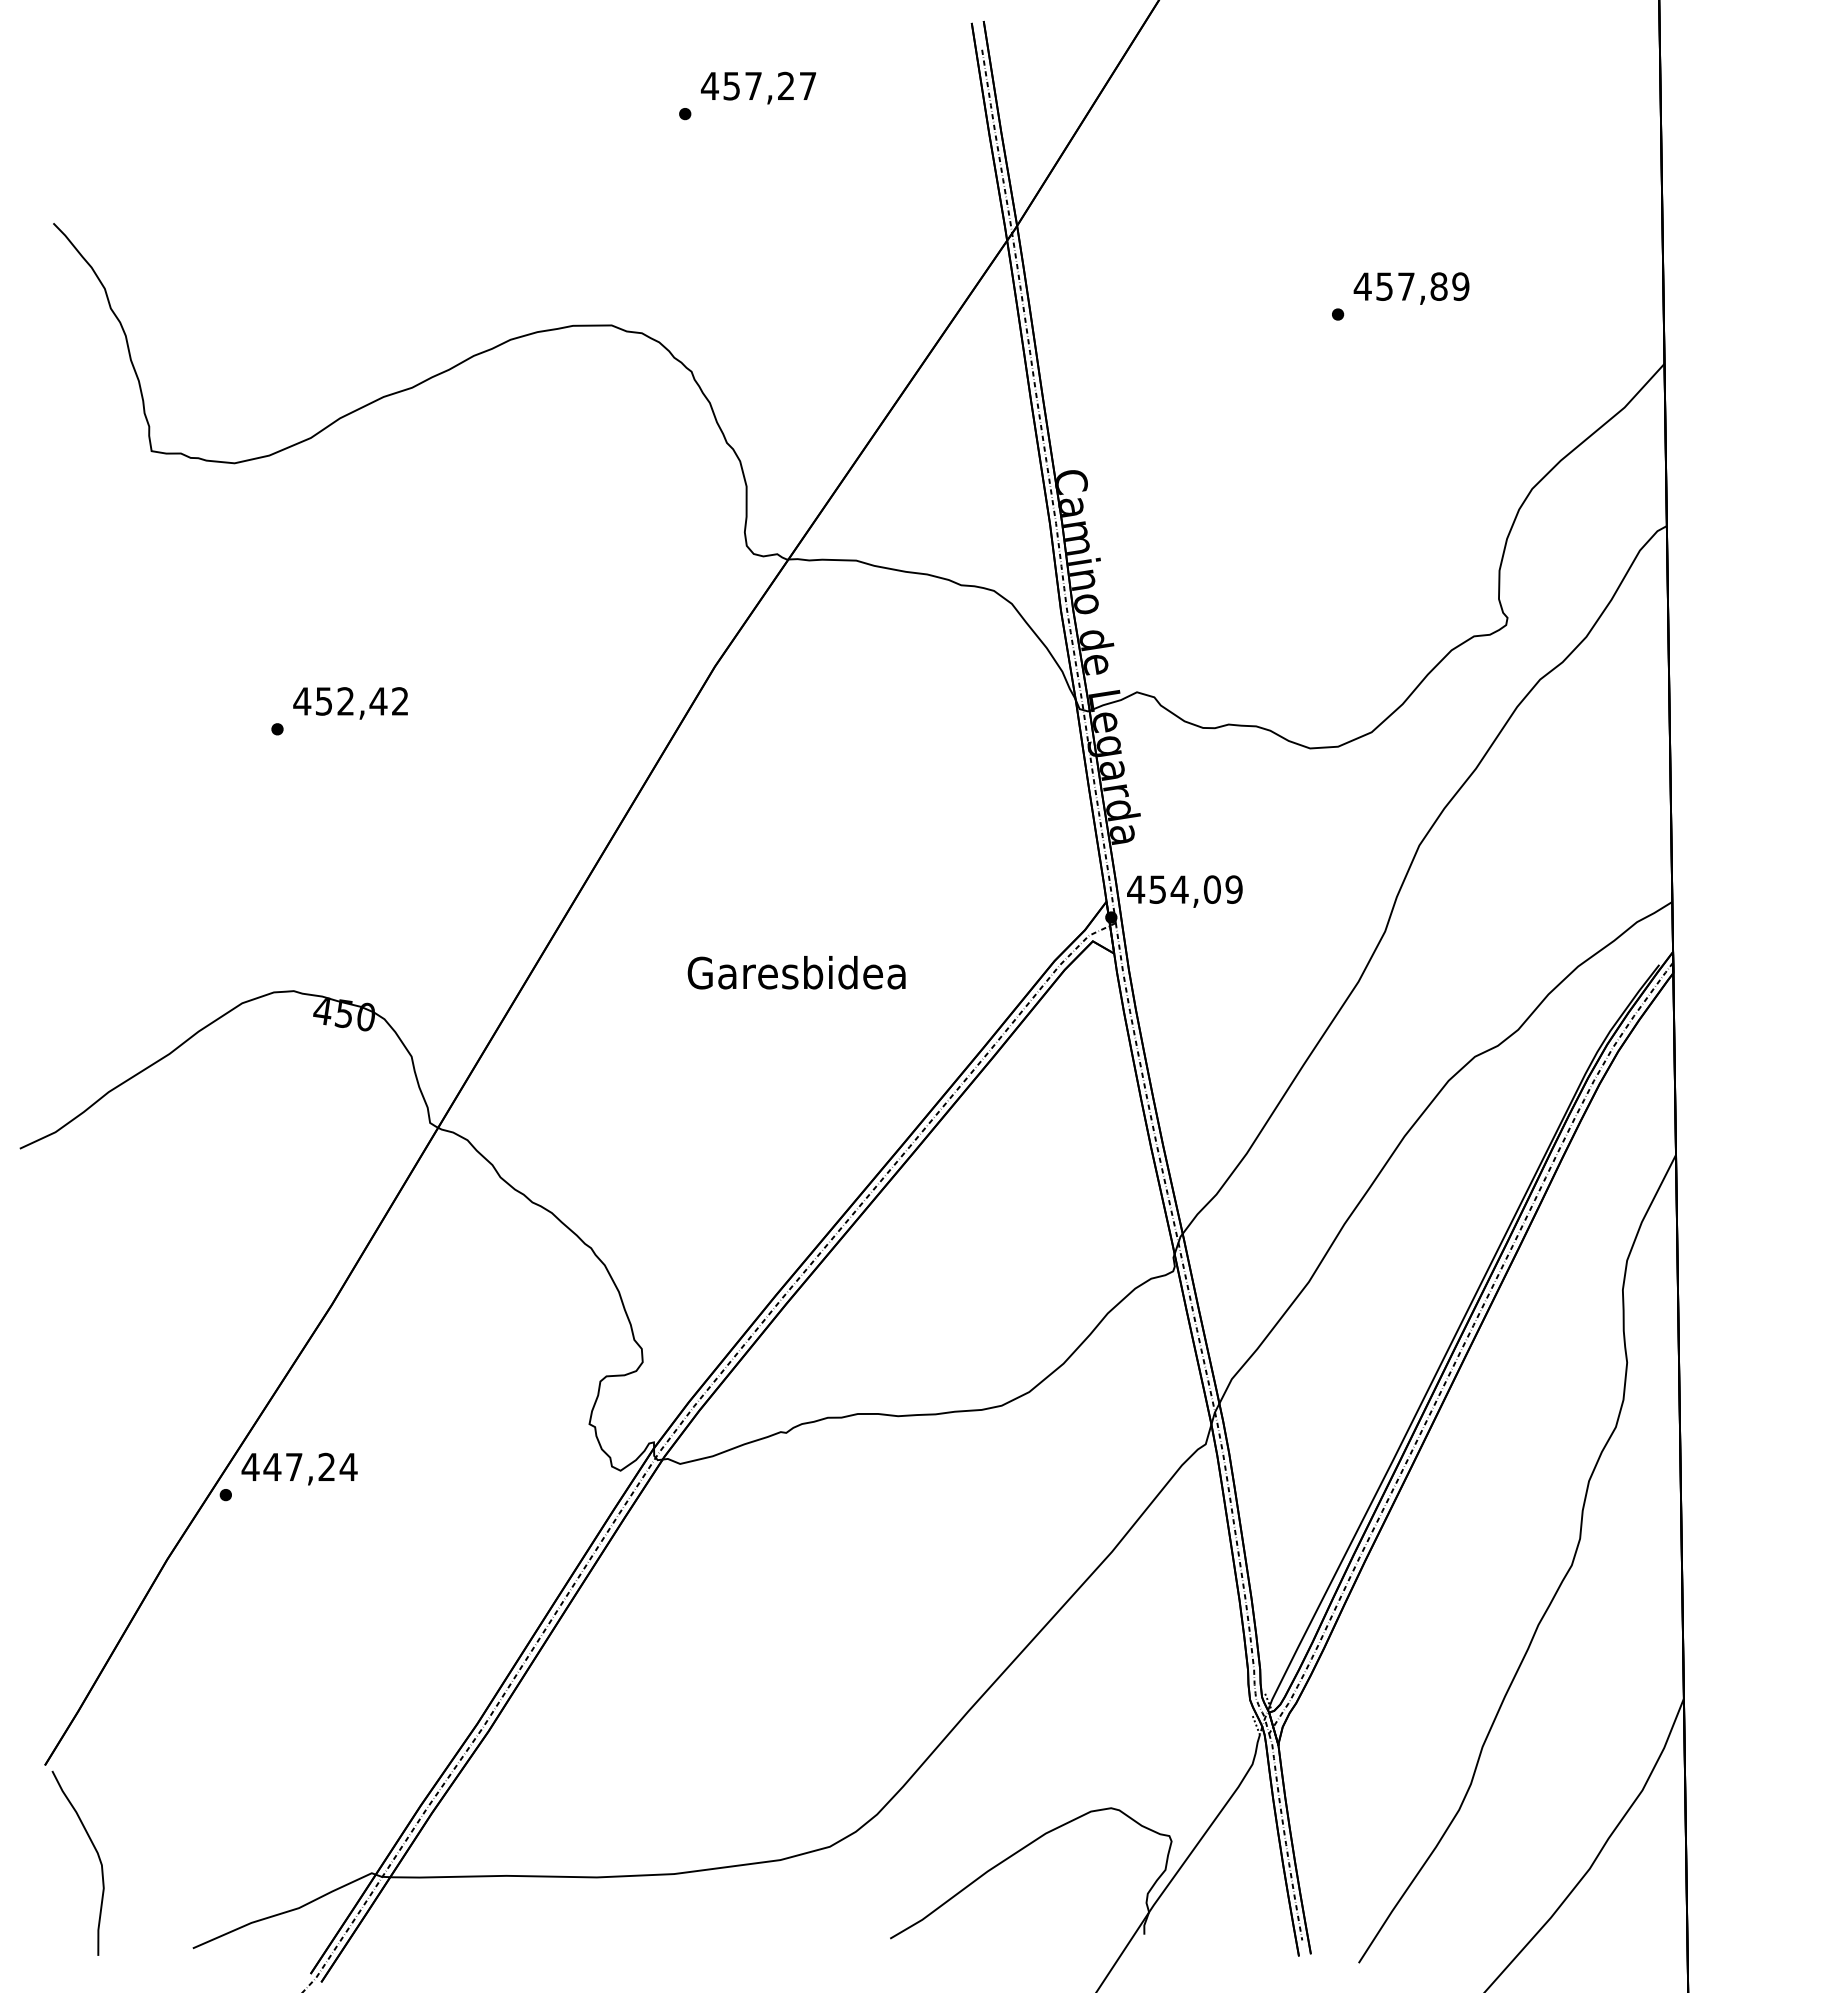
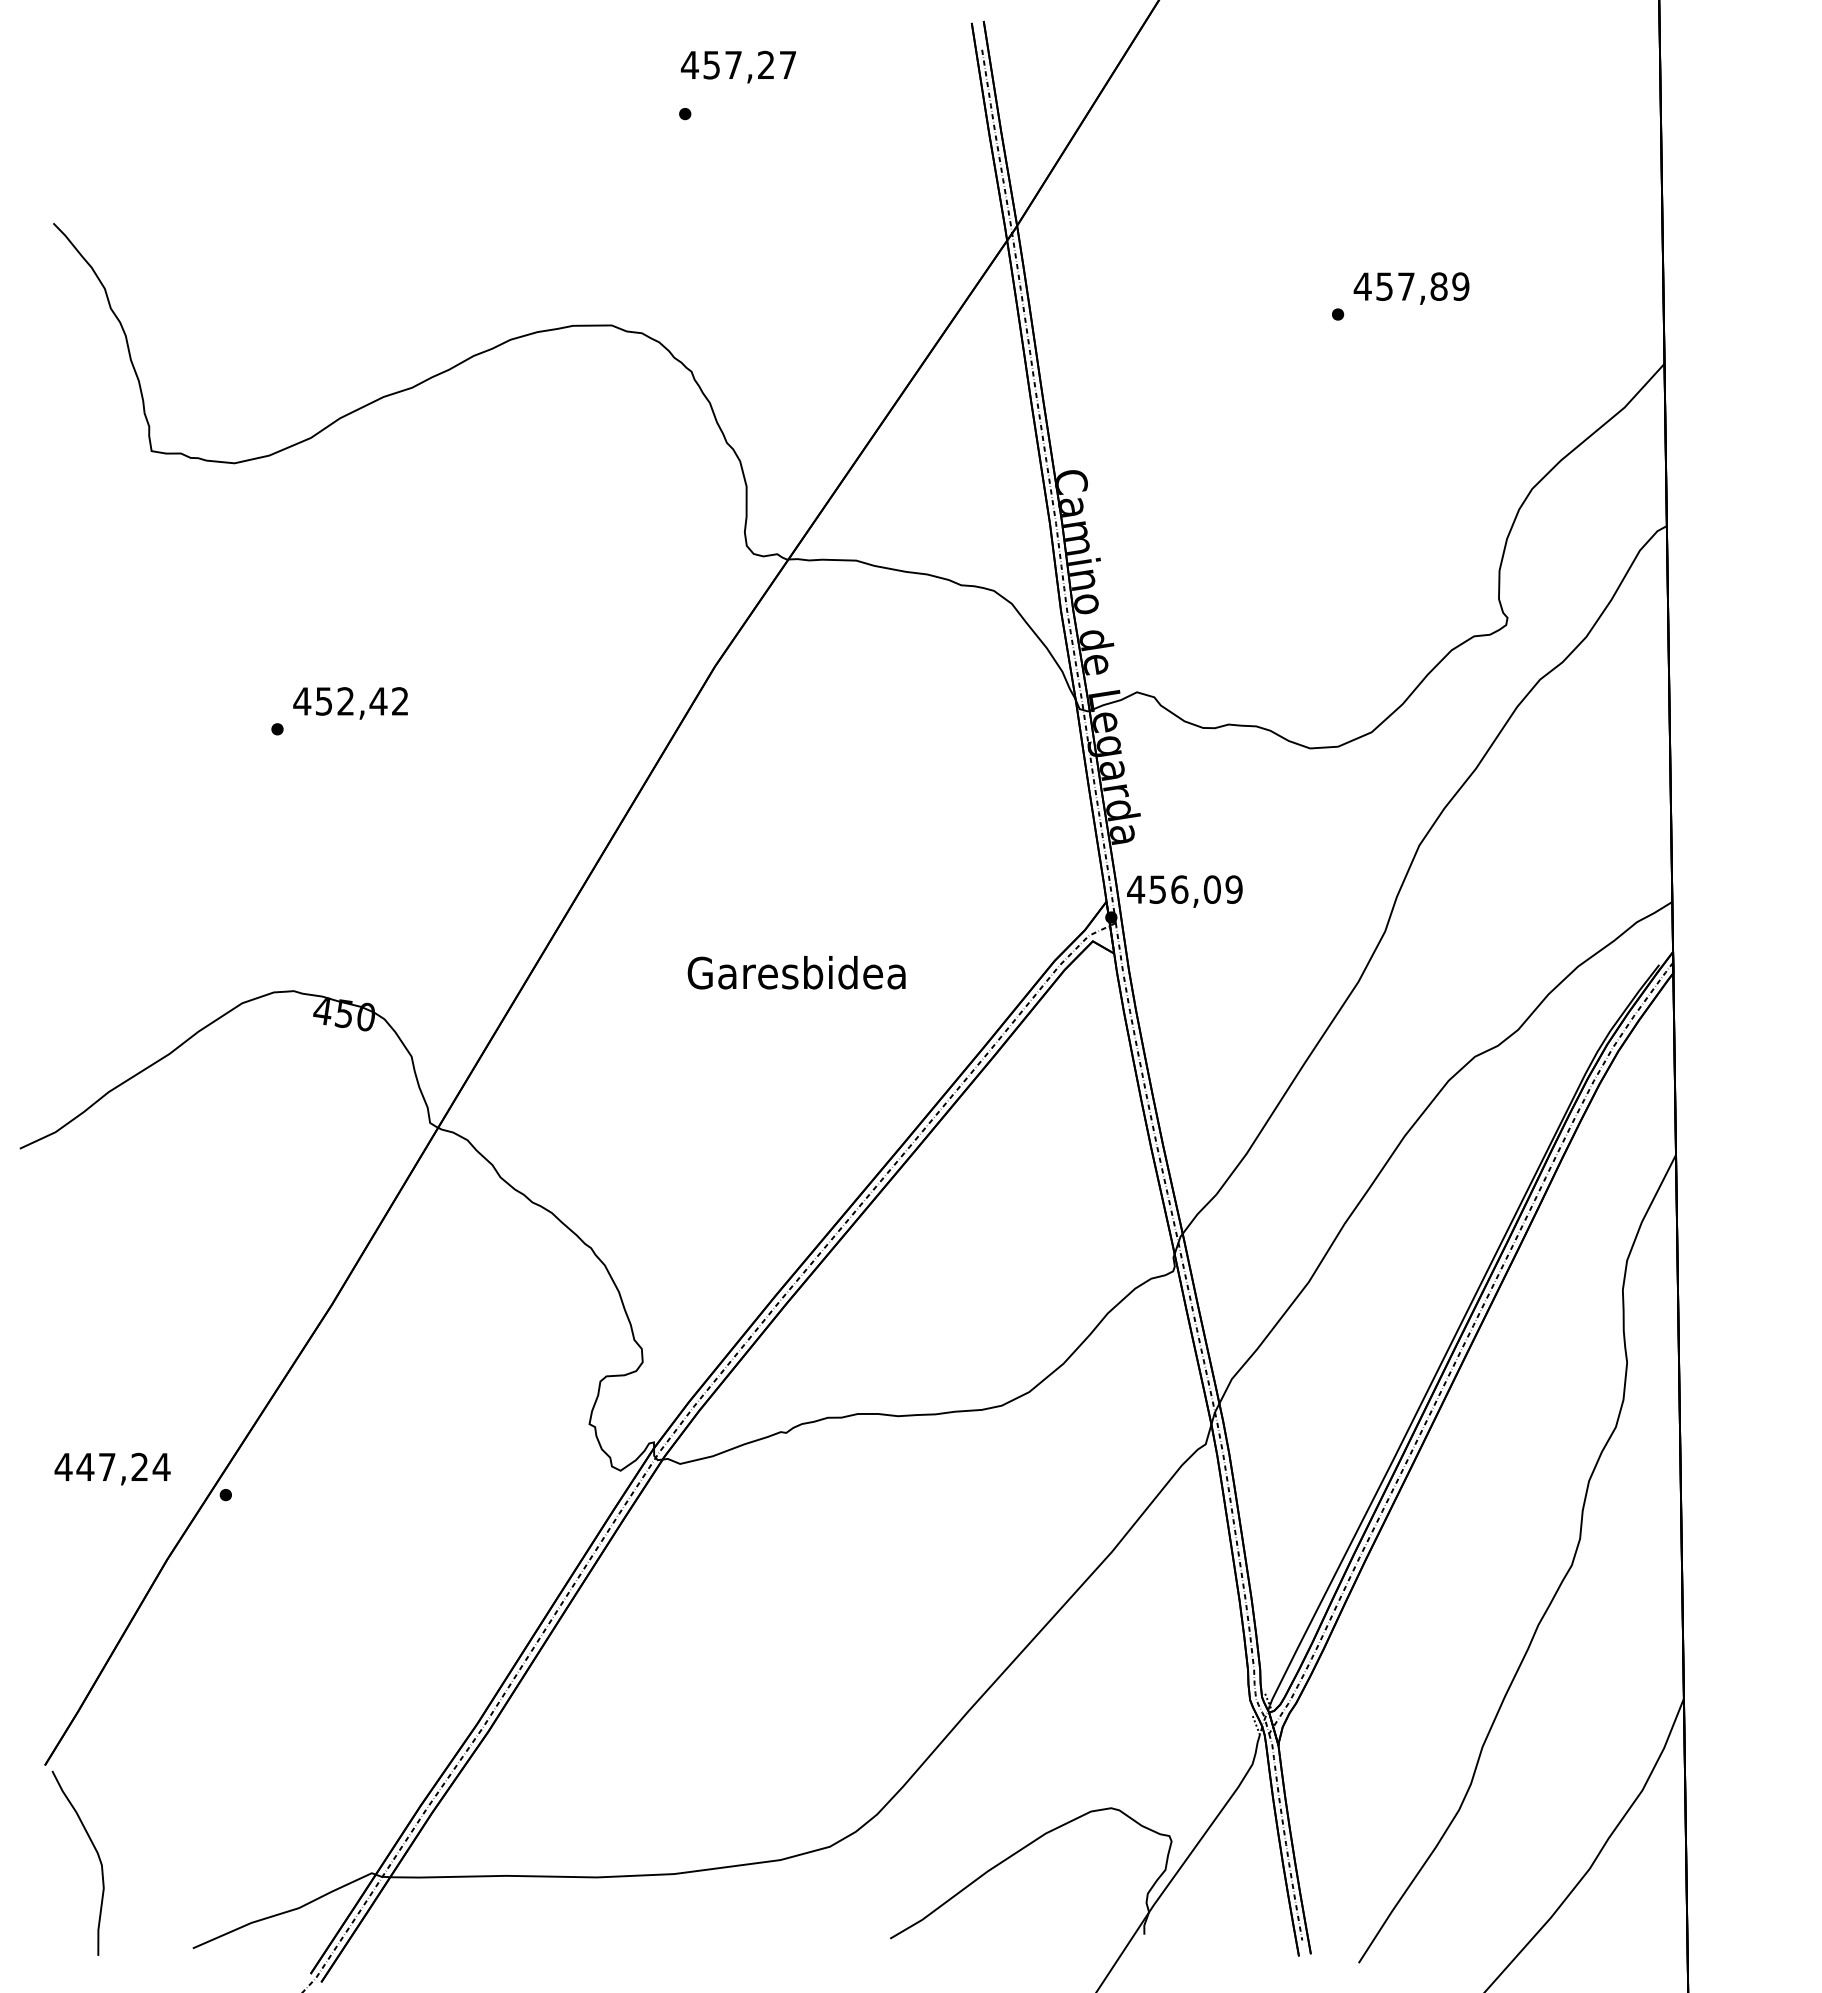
text position: (758, 87) -> (738, 66) (738, 66)
text: 454,09 -> 456,09 (1179, 889)
text position: (299, 1468) -> (112, 1468) (112, 1468)
